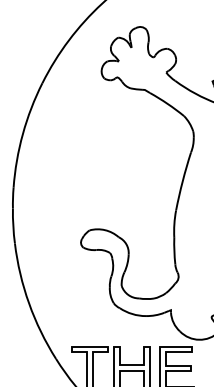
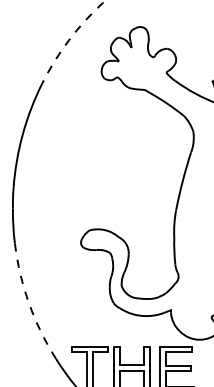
arc: solid -> dashed (70, 38)
arc: solid -> dashed (29, 303)
